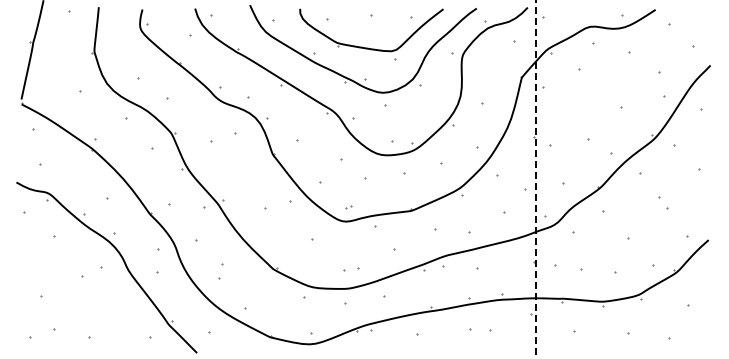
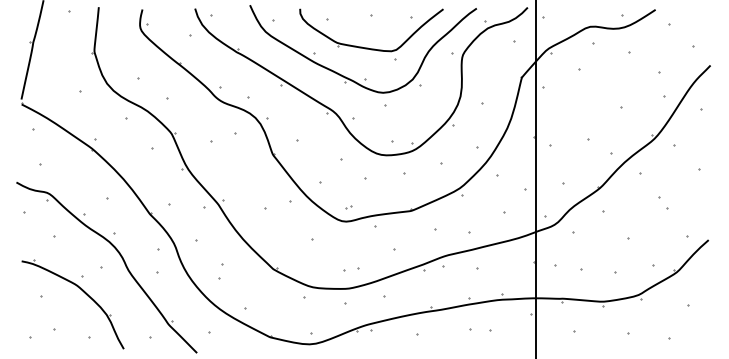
line: dashed -> solid (536, 179)
part: none -> present (83, 292)
